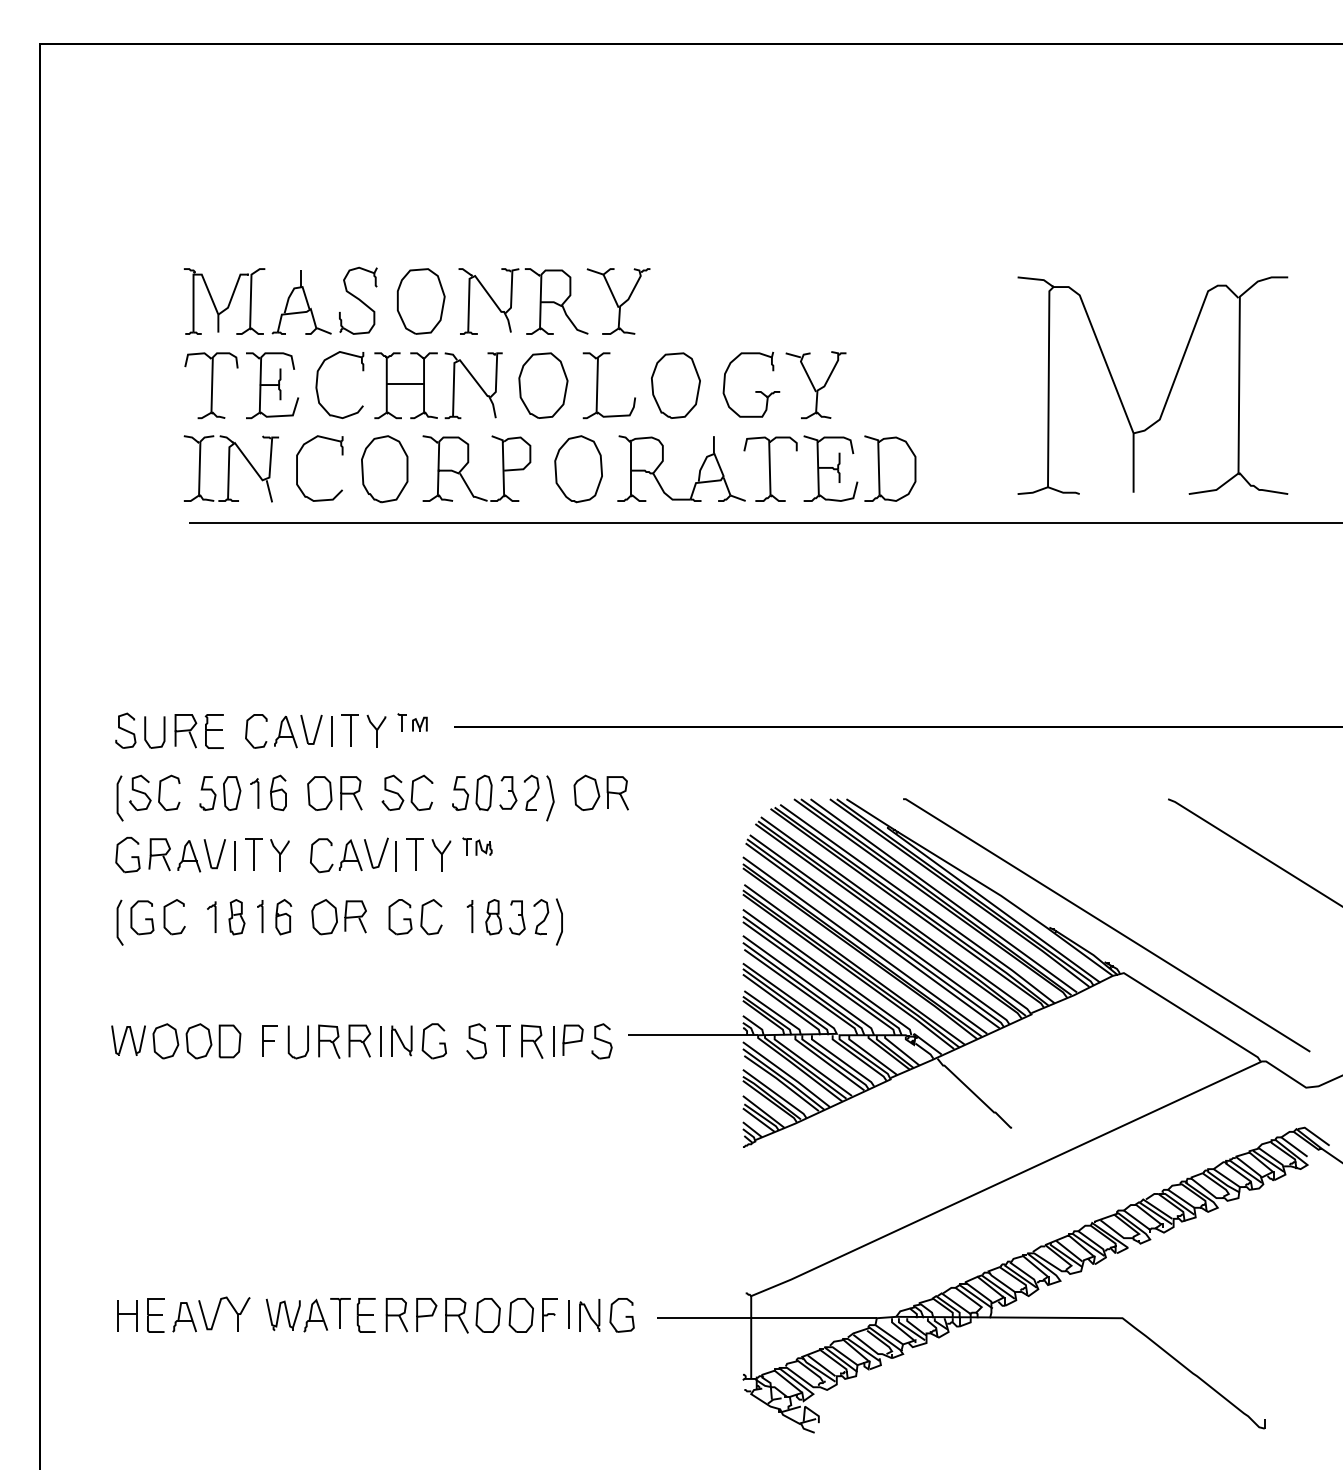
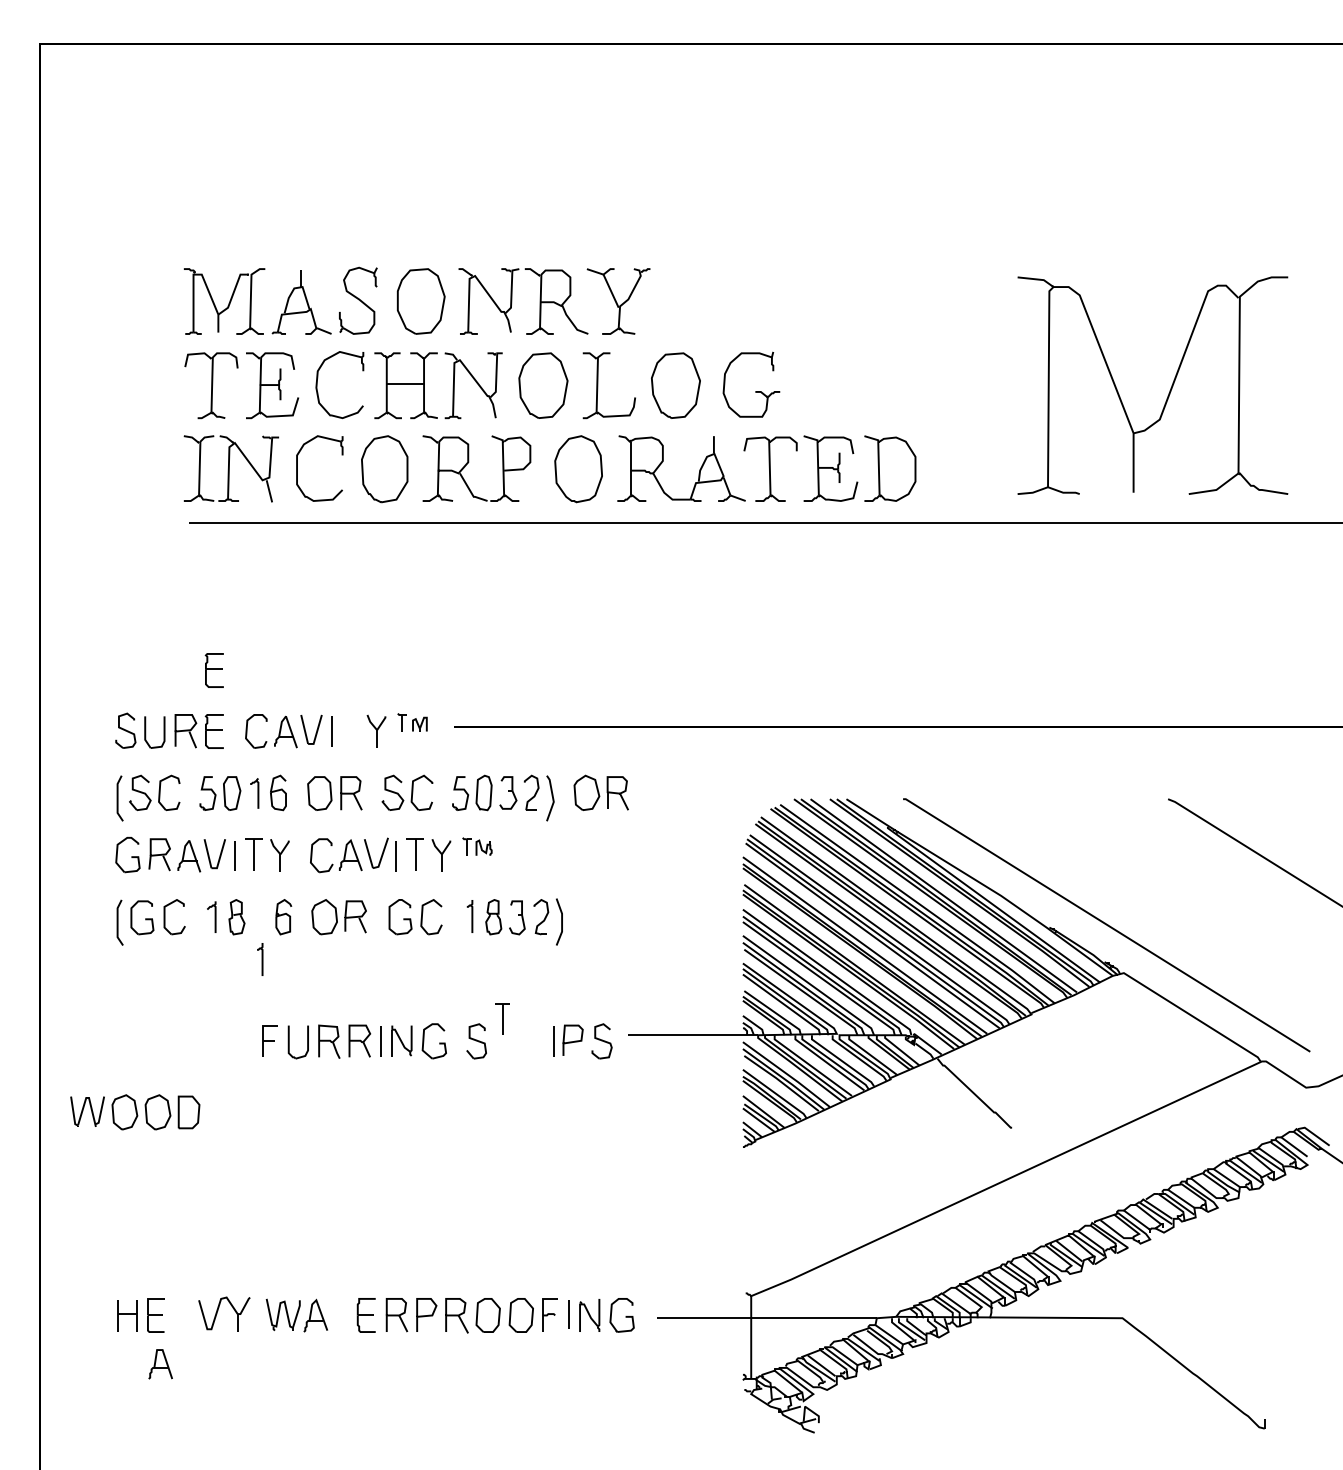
part: present -> none (815, 385)
part: none -> present (213, 670)
part: present -> none (349, 730)
part position: (260, 916) -> (260, 959) (260, 959)
part position: (503, 1040) -> (502, 1018) (502, 1018)
part position: (176, 1041) -> (135, 1112) (135, 1112)
part: present -> none (532, 1041)
part: present -> none (340, 1313)
part position: (184, 1317) -> (160, 1364) (160, 1364)
